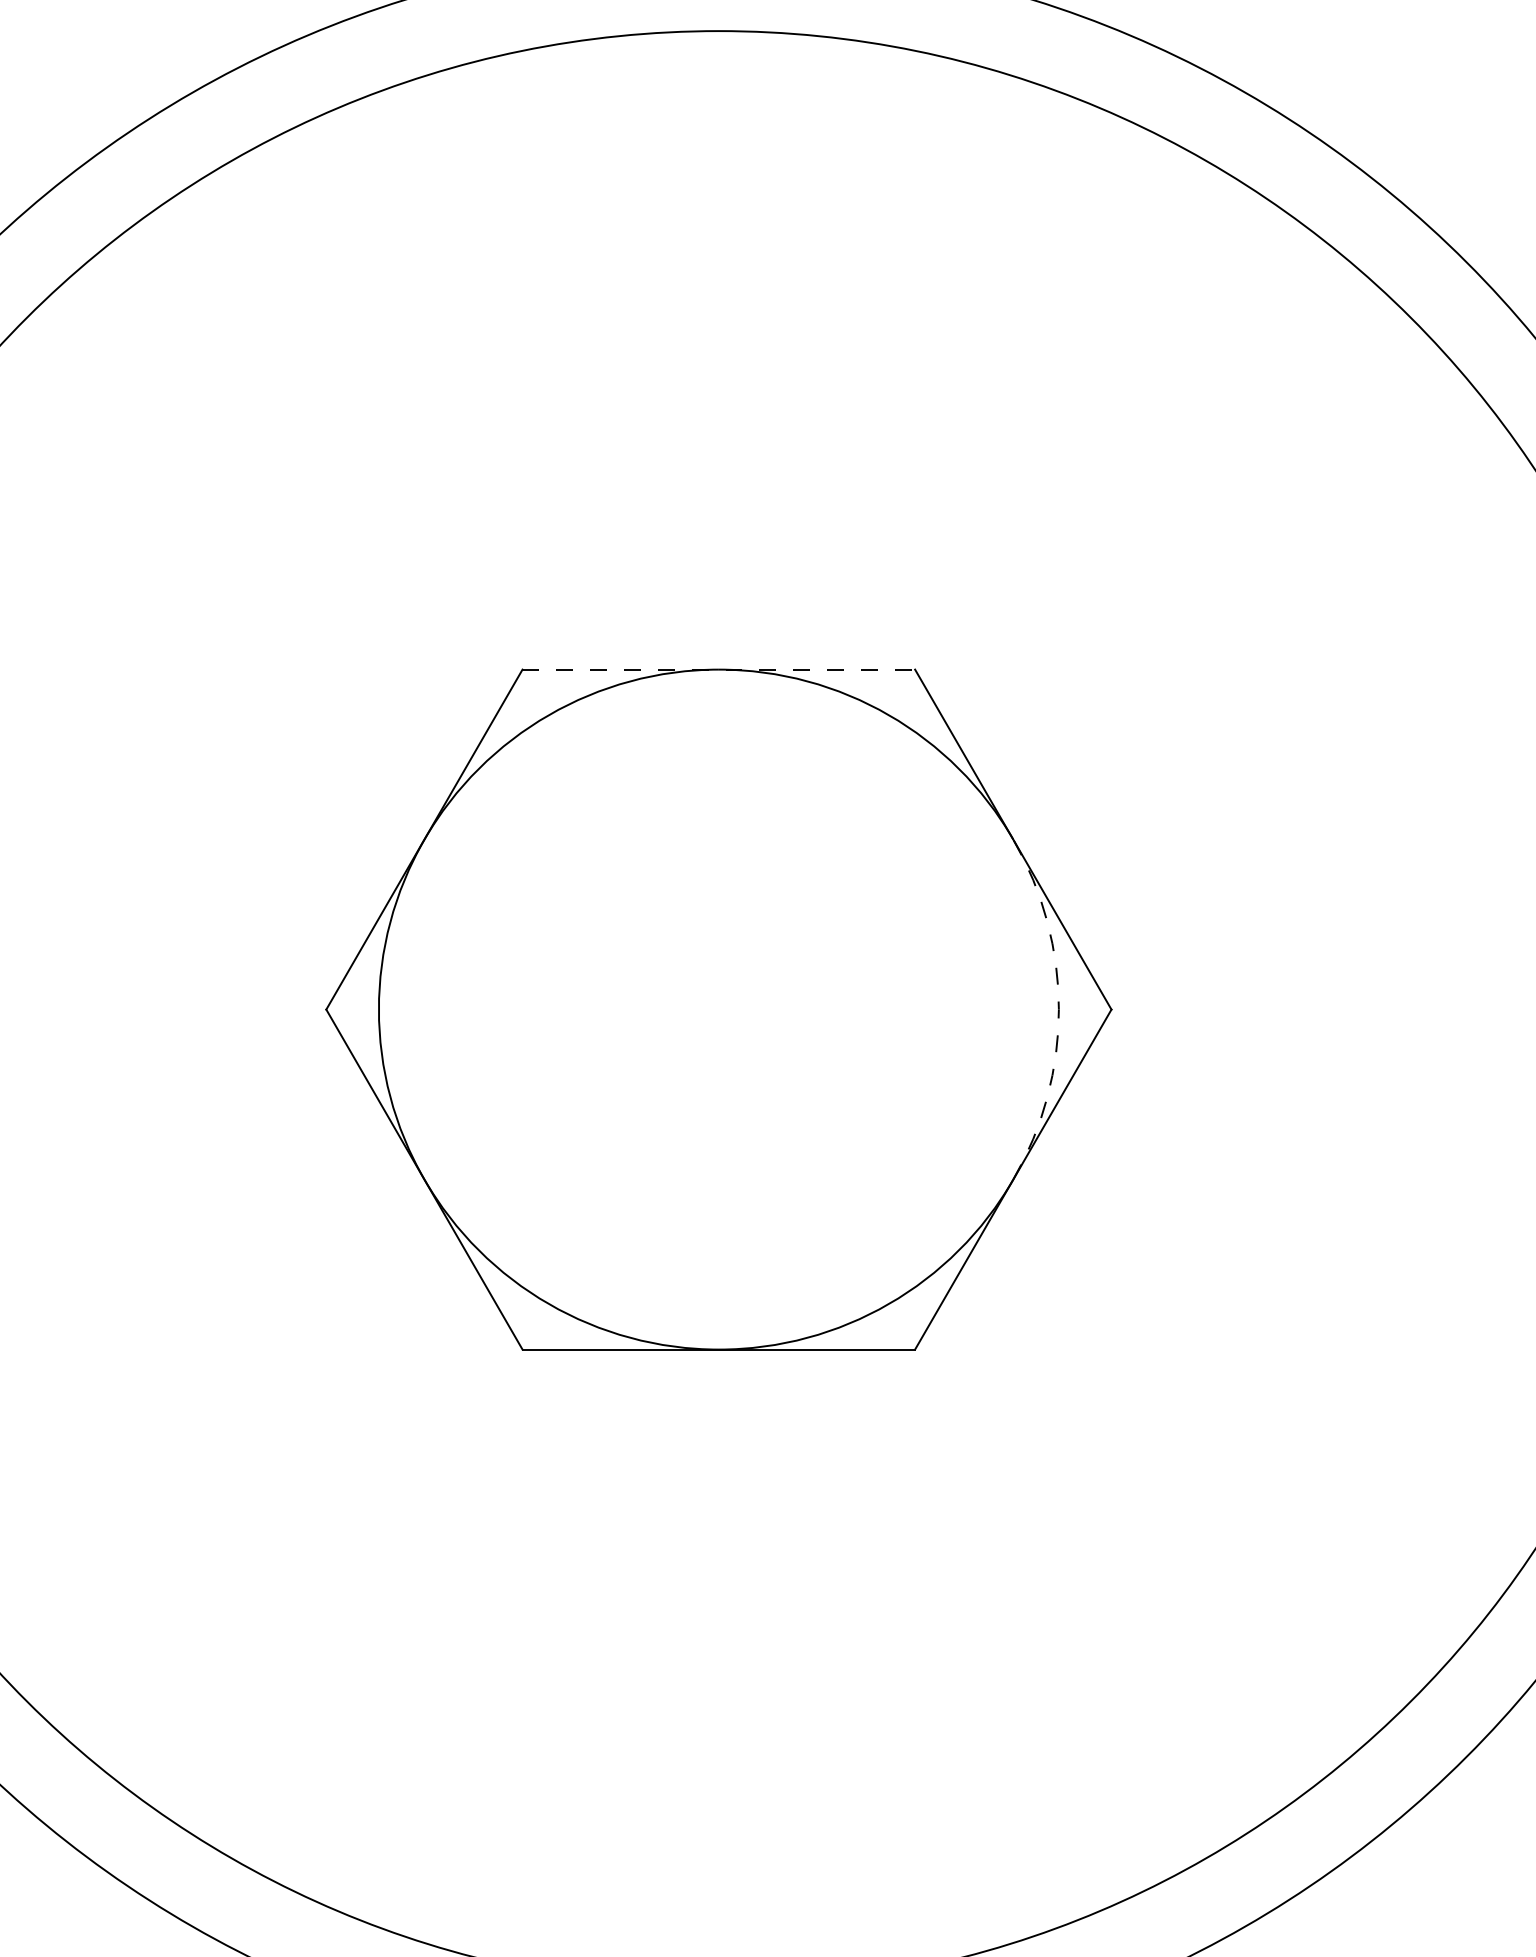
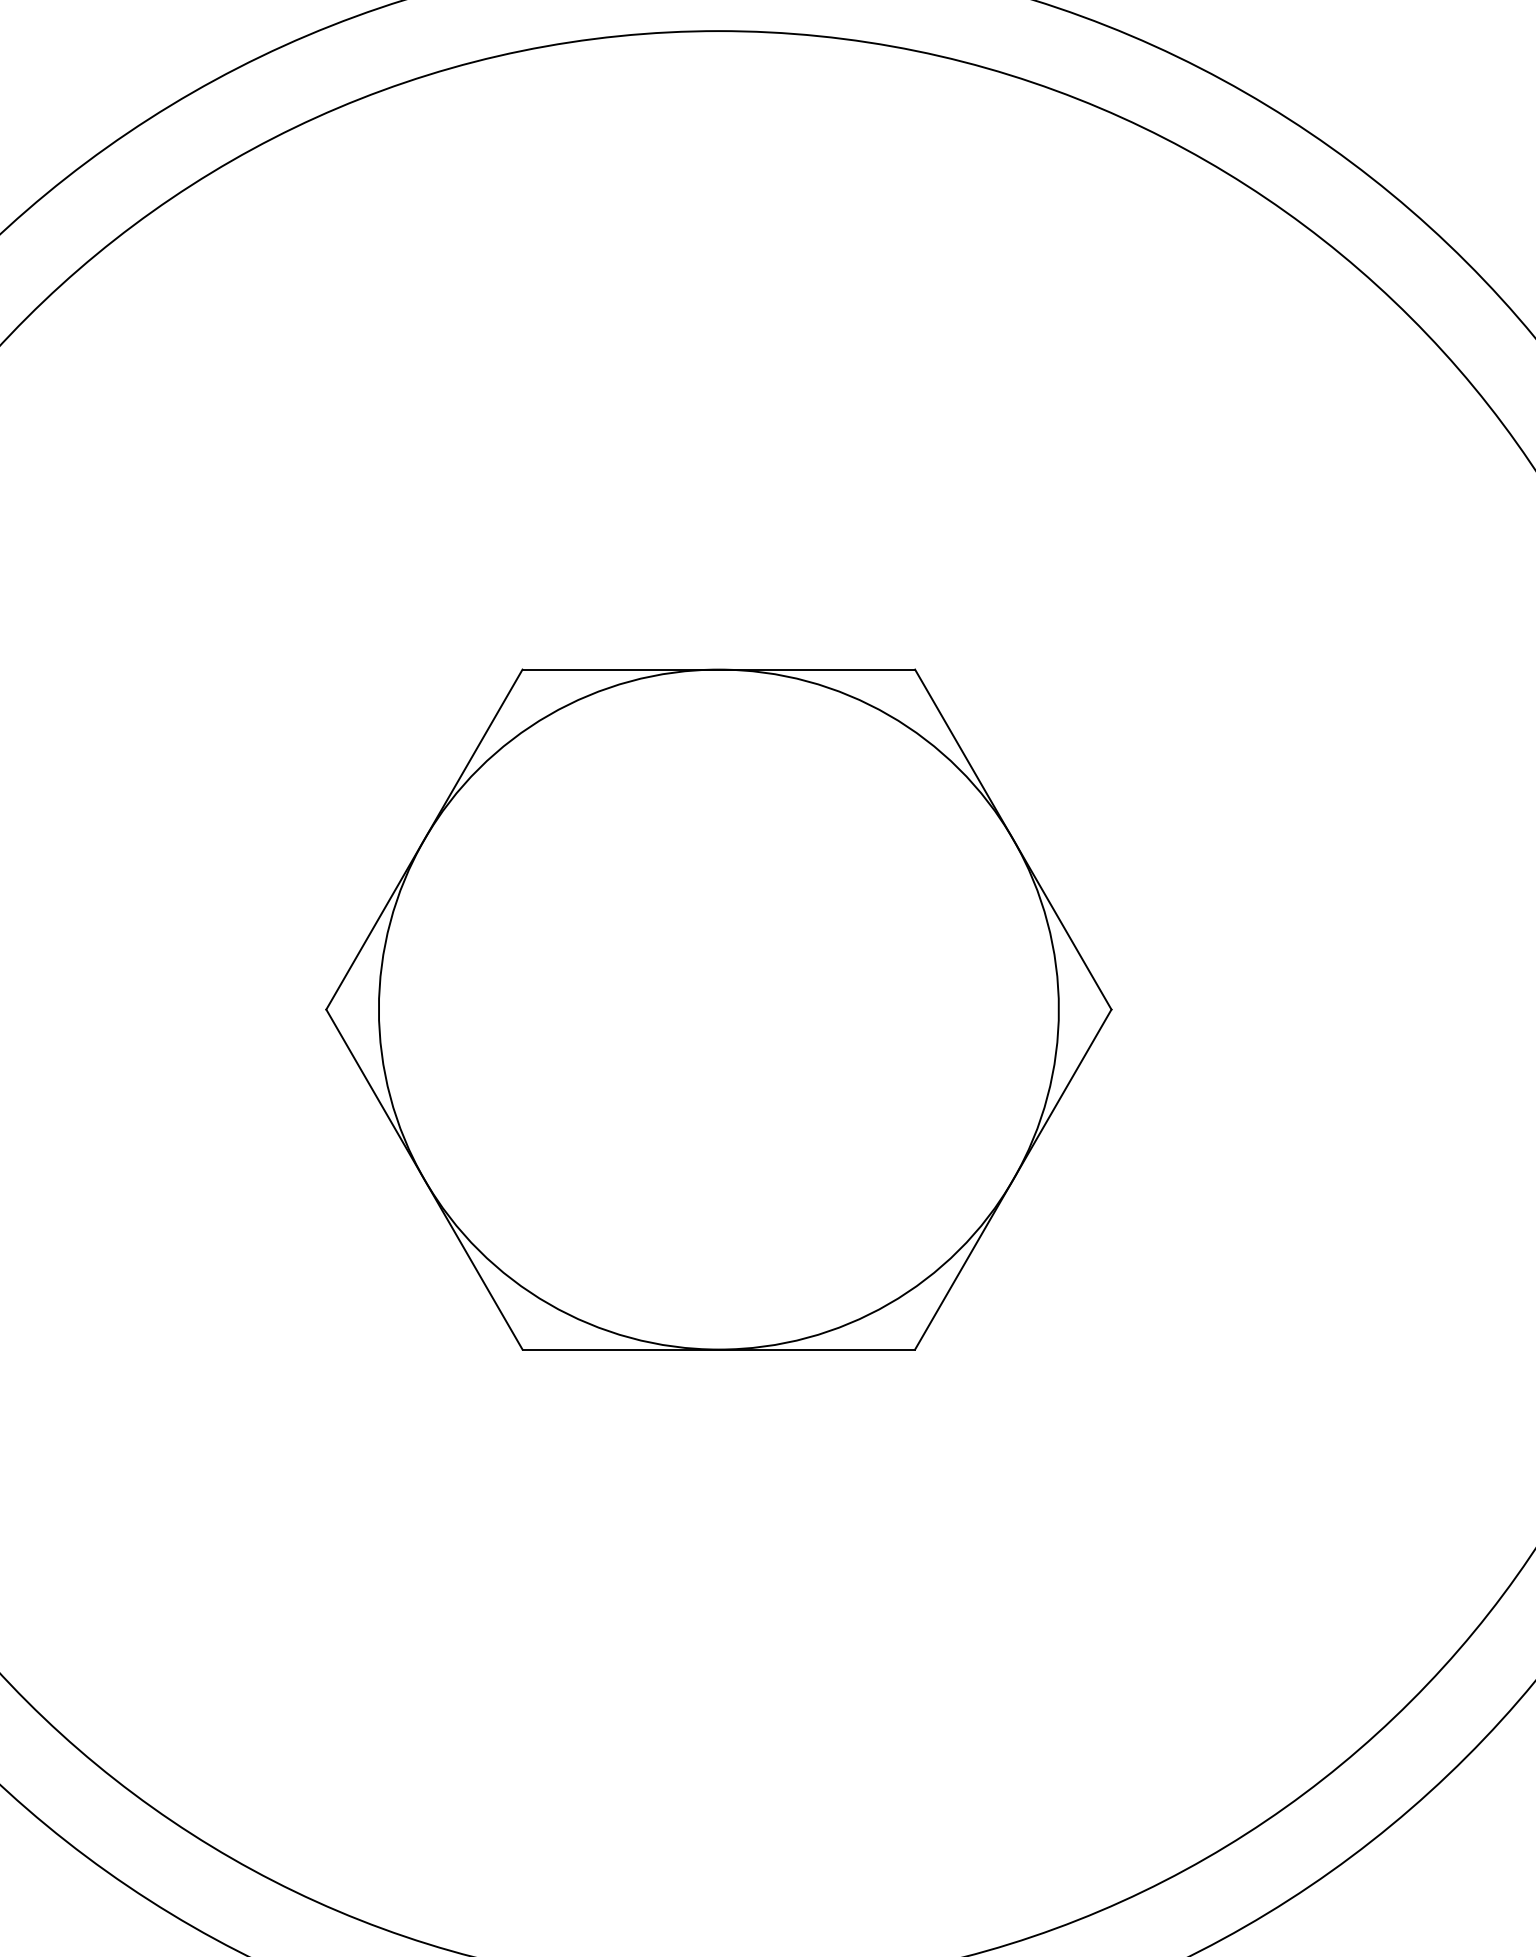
line: dashed -> solid (719, 669)
arc: dashed -> solid (1058, 1009)
